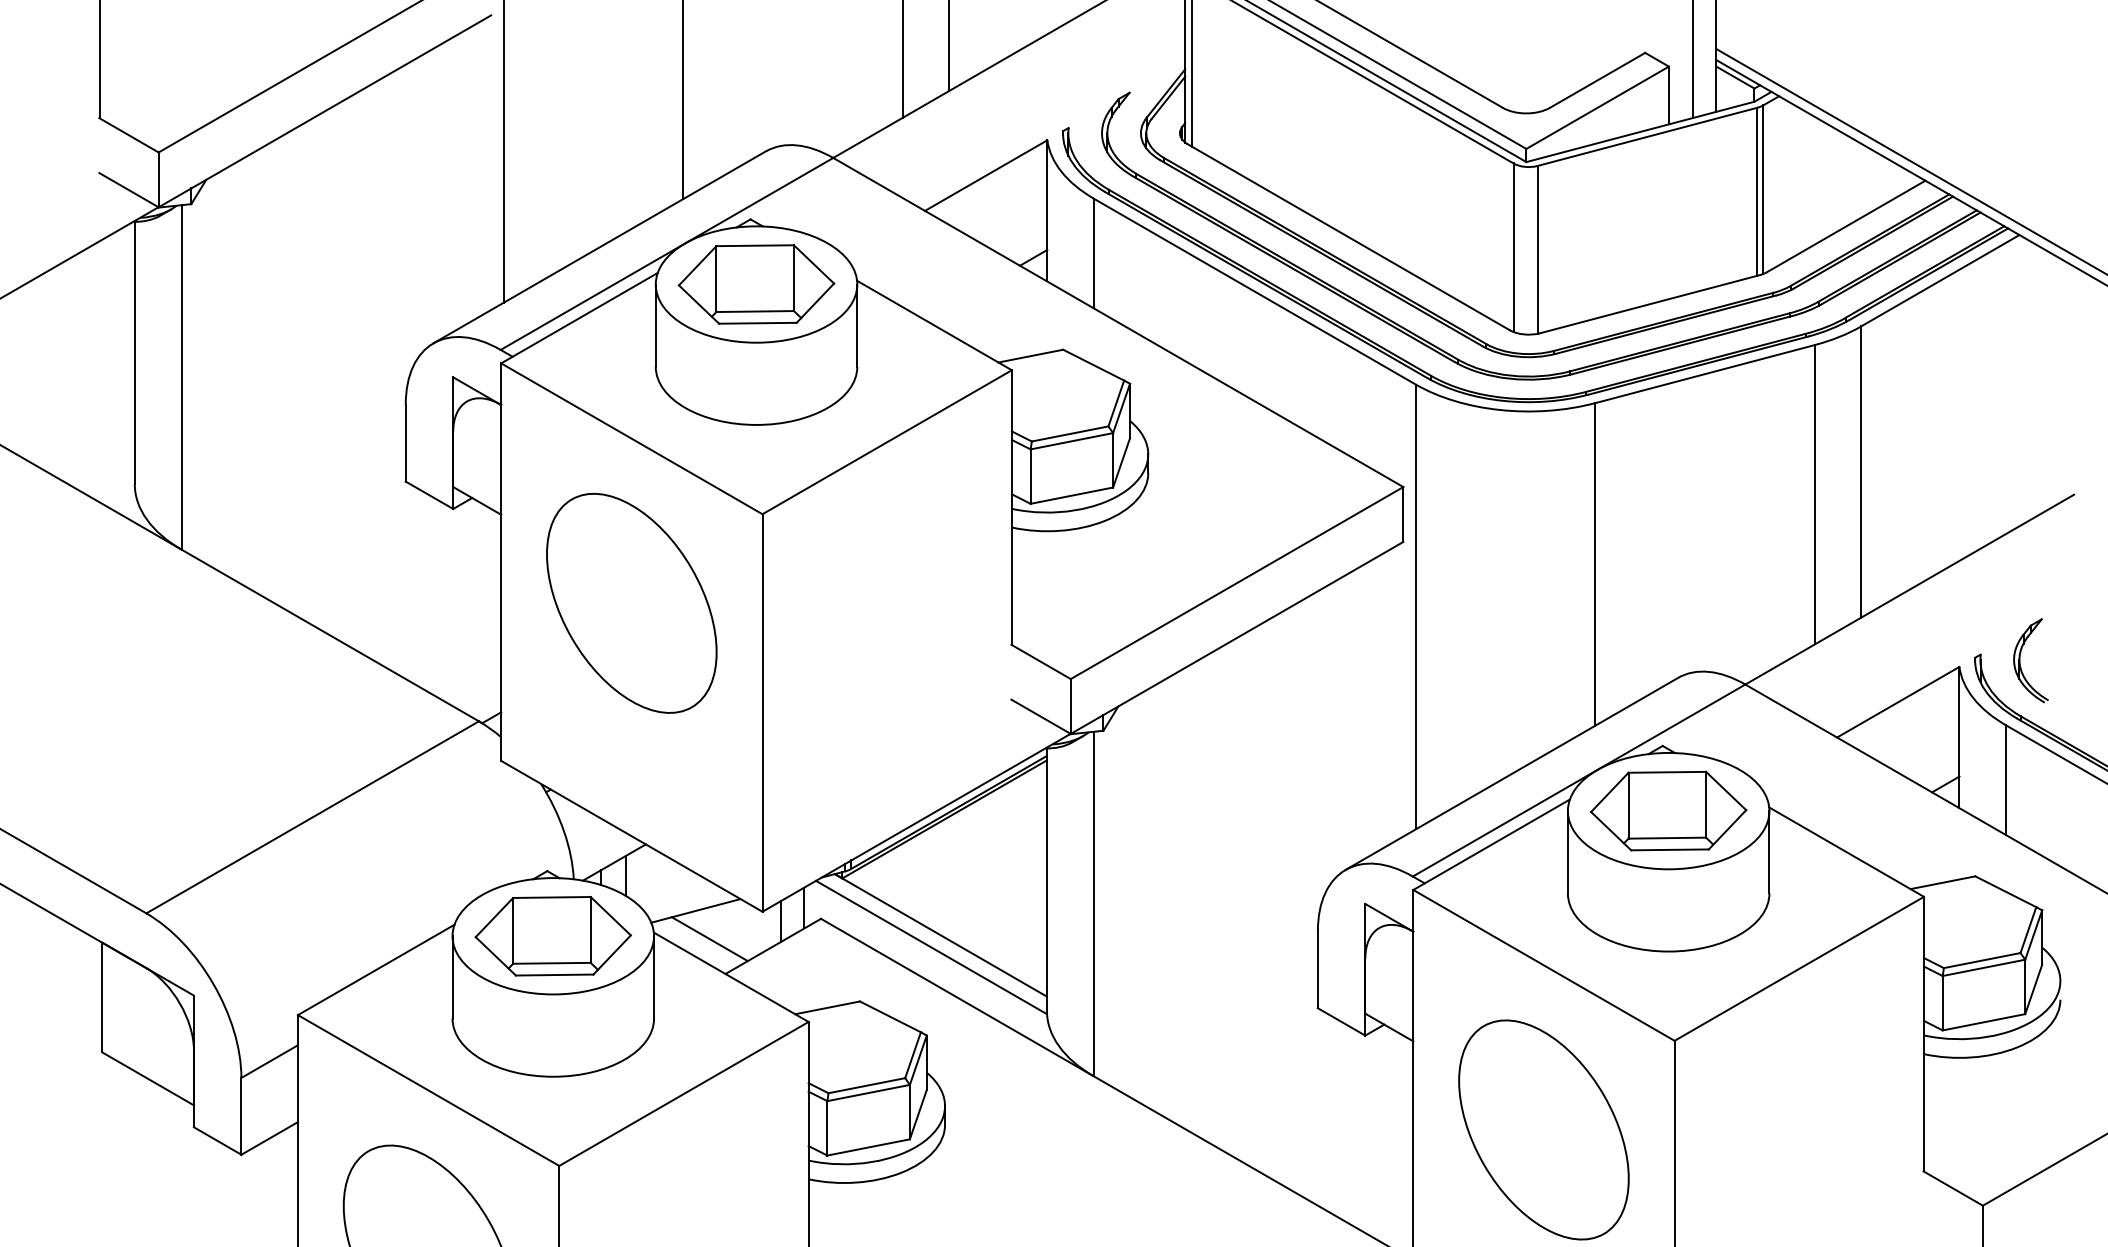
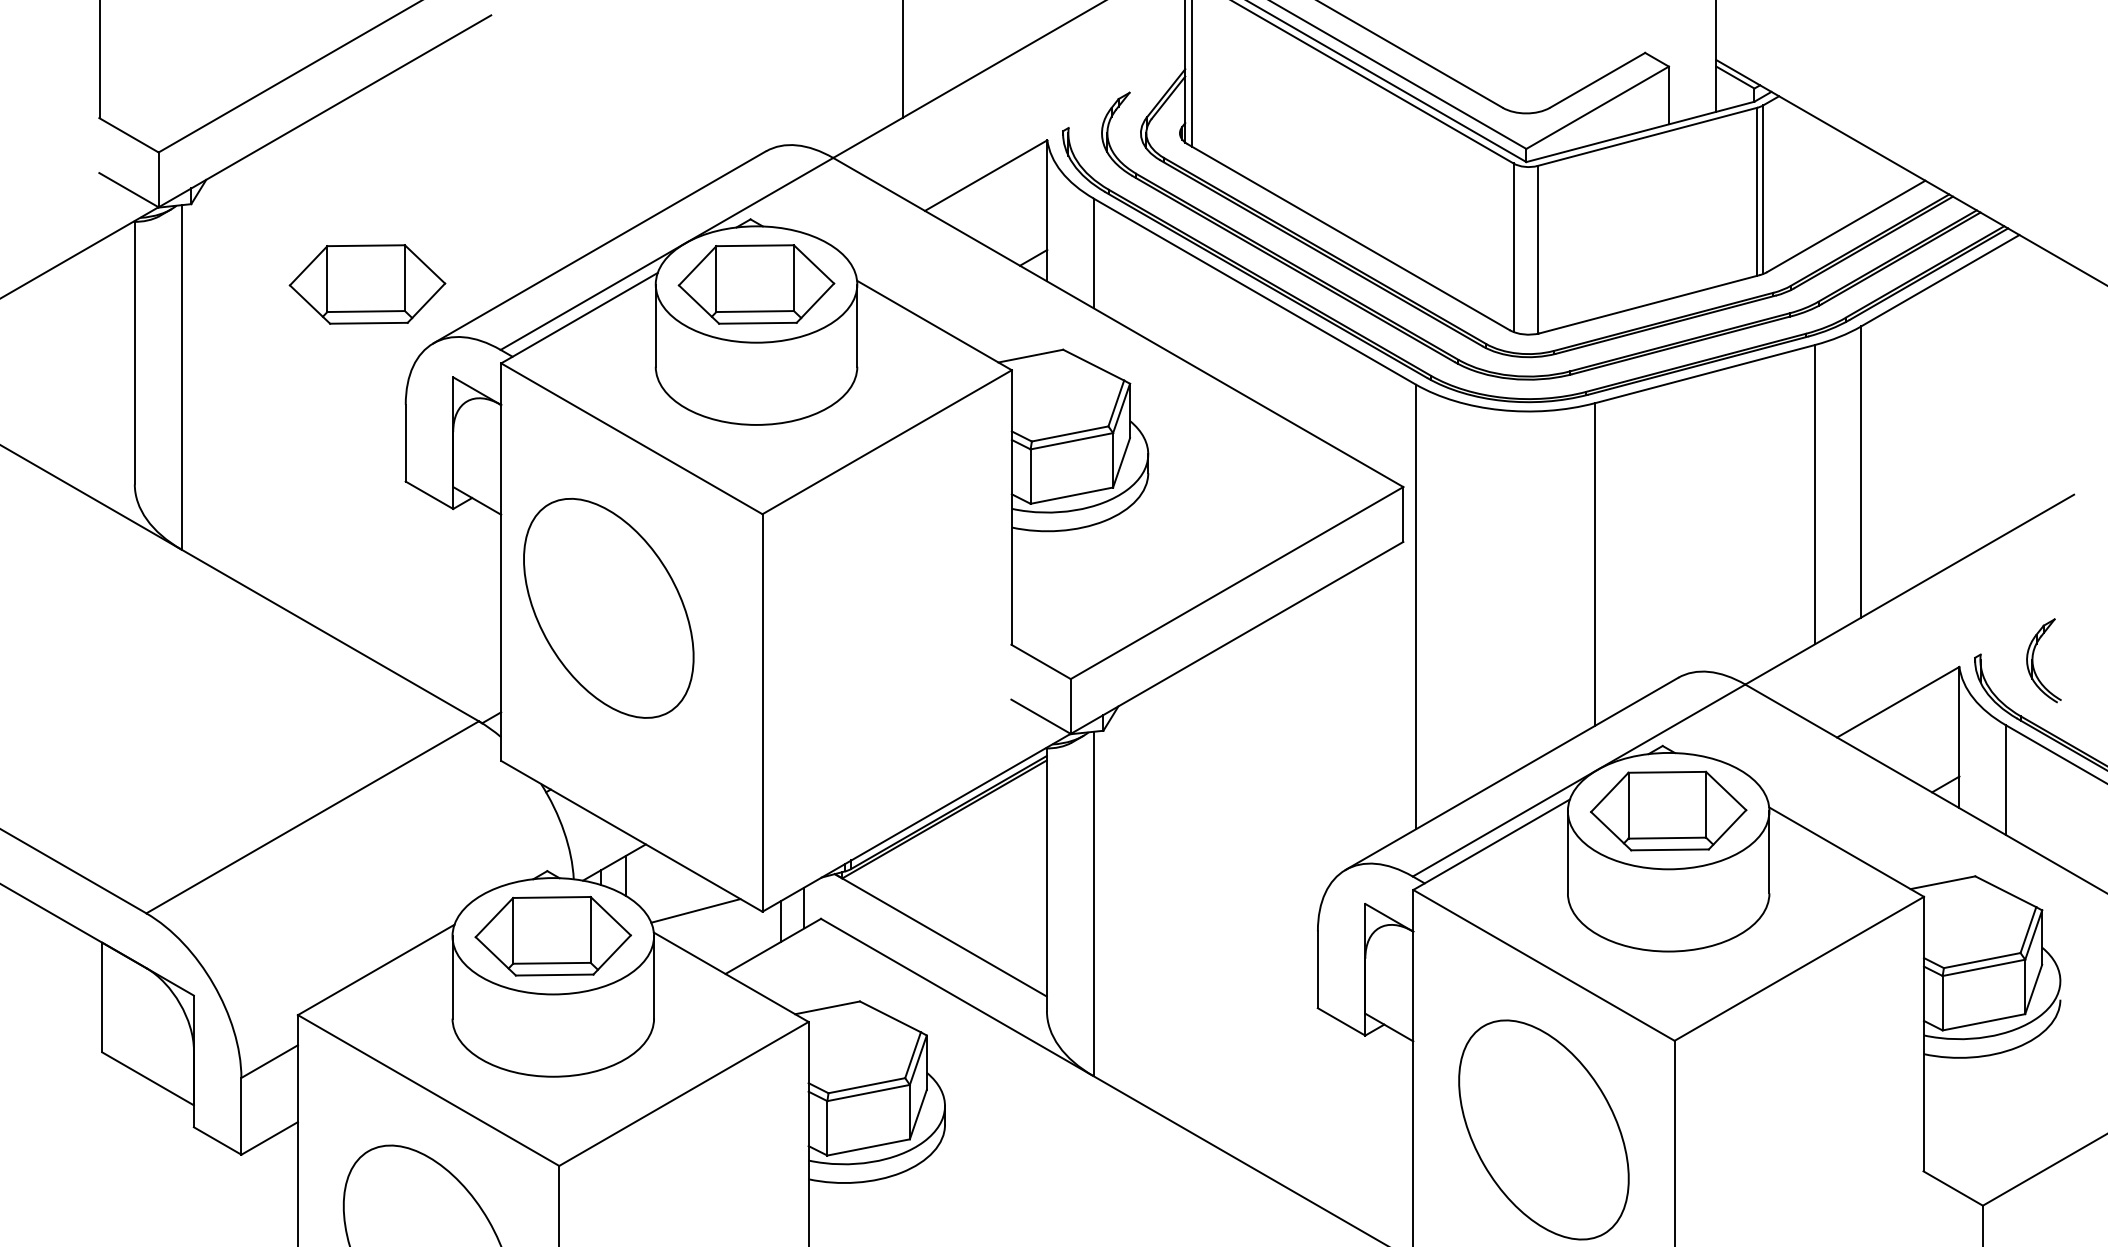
line: present -> none (949, 46)
line: present -> none (1692, 60)
line: present -> none (683, 100)
line: present -> none (503, 152)
line: present -> none (1910, 161)
part: none -> present (367, 284)
part position: (631, 602) -> (608, 607) (608, 607)
part position: (2020, 660) -> (2033, 660) (2033, 660)
line: present -> none (709, 939)
line: present -> none (931, 947)
